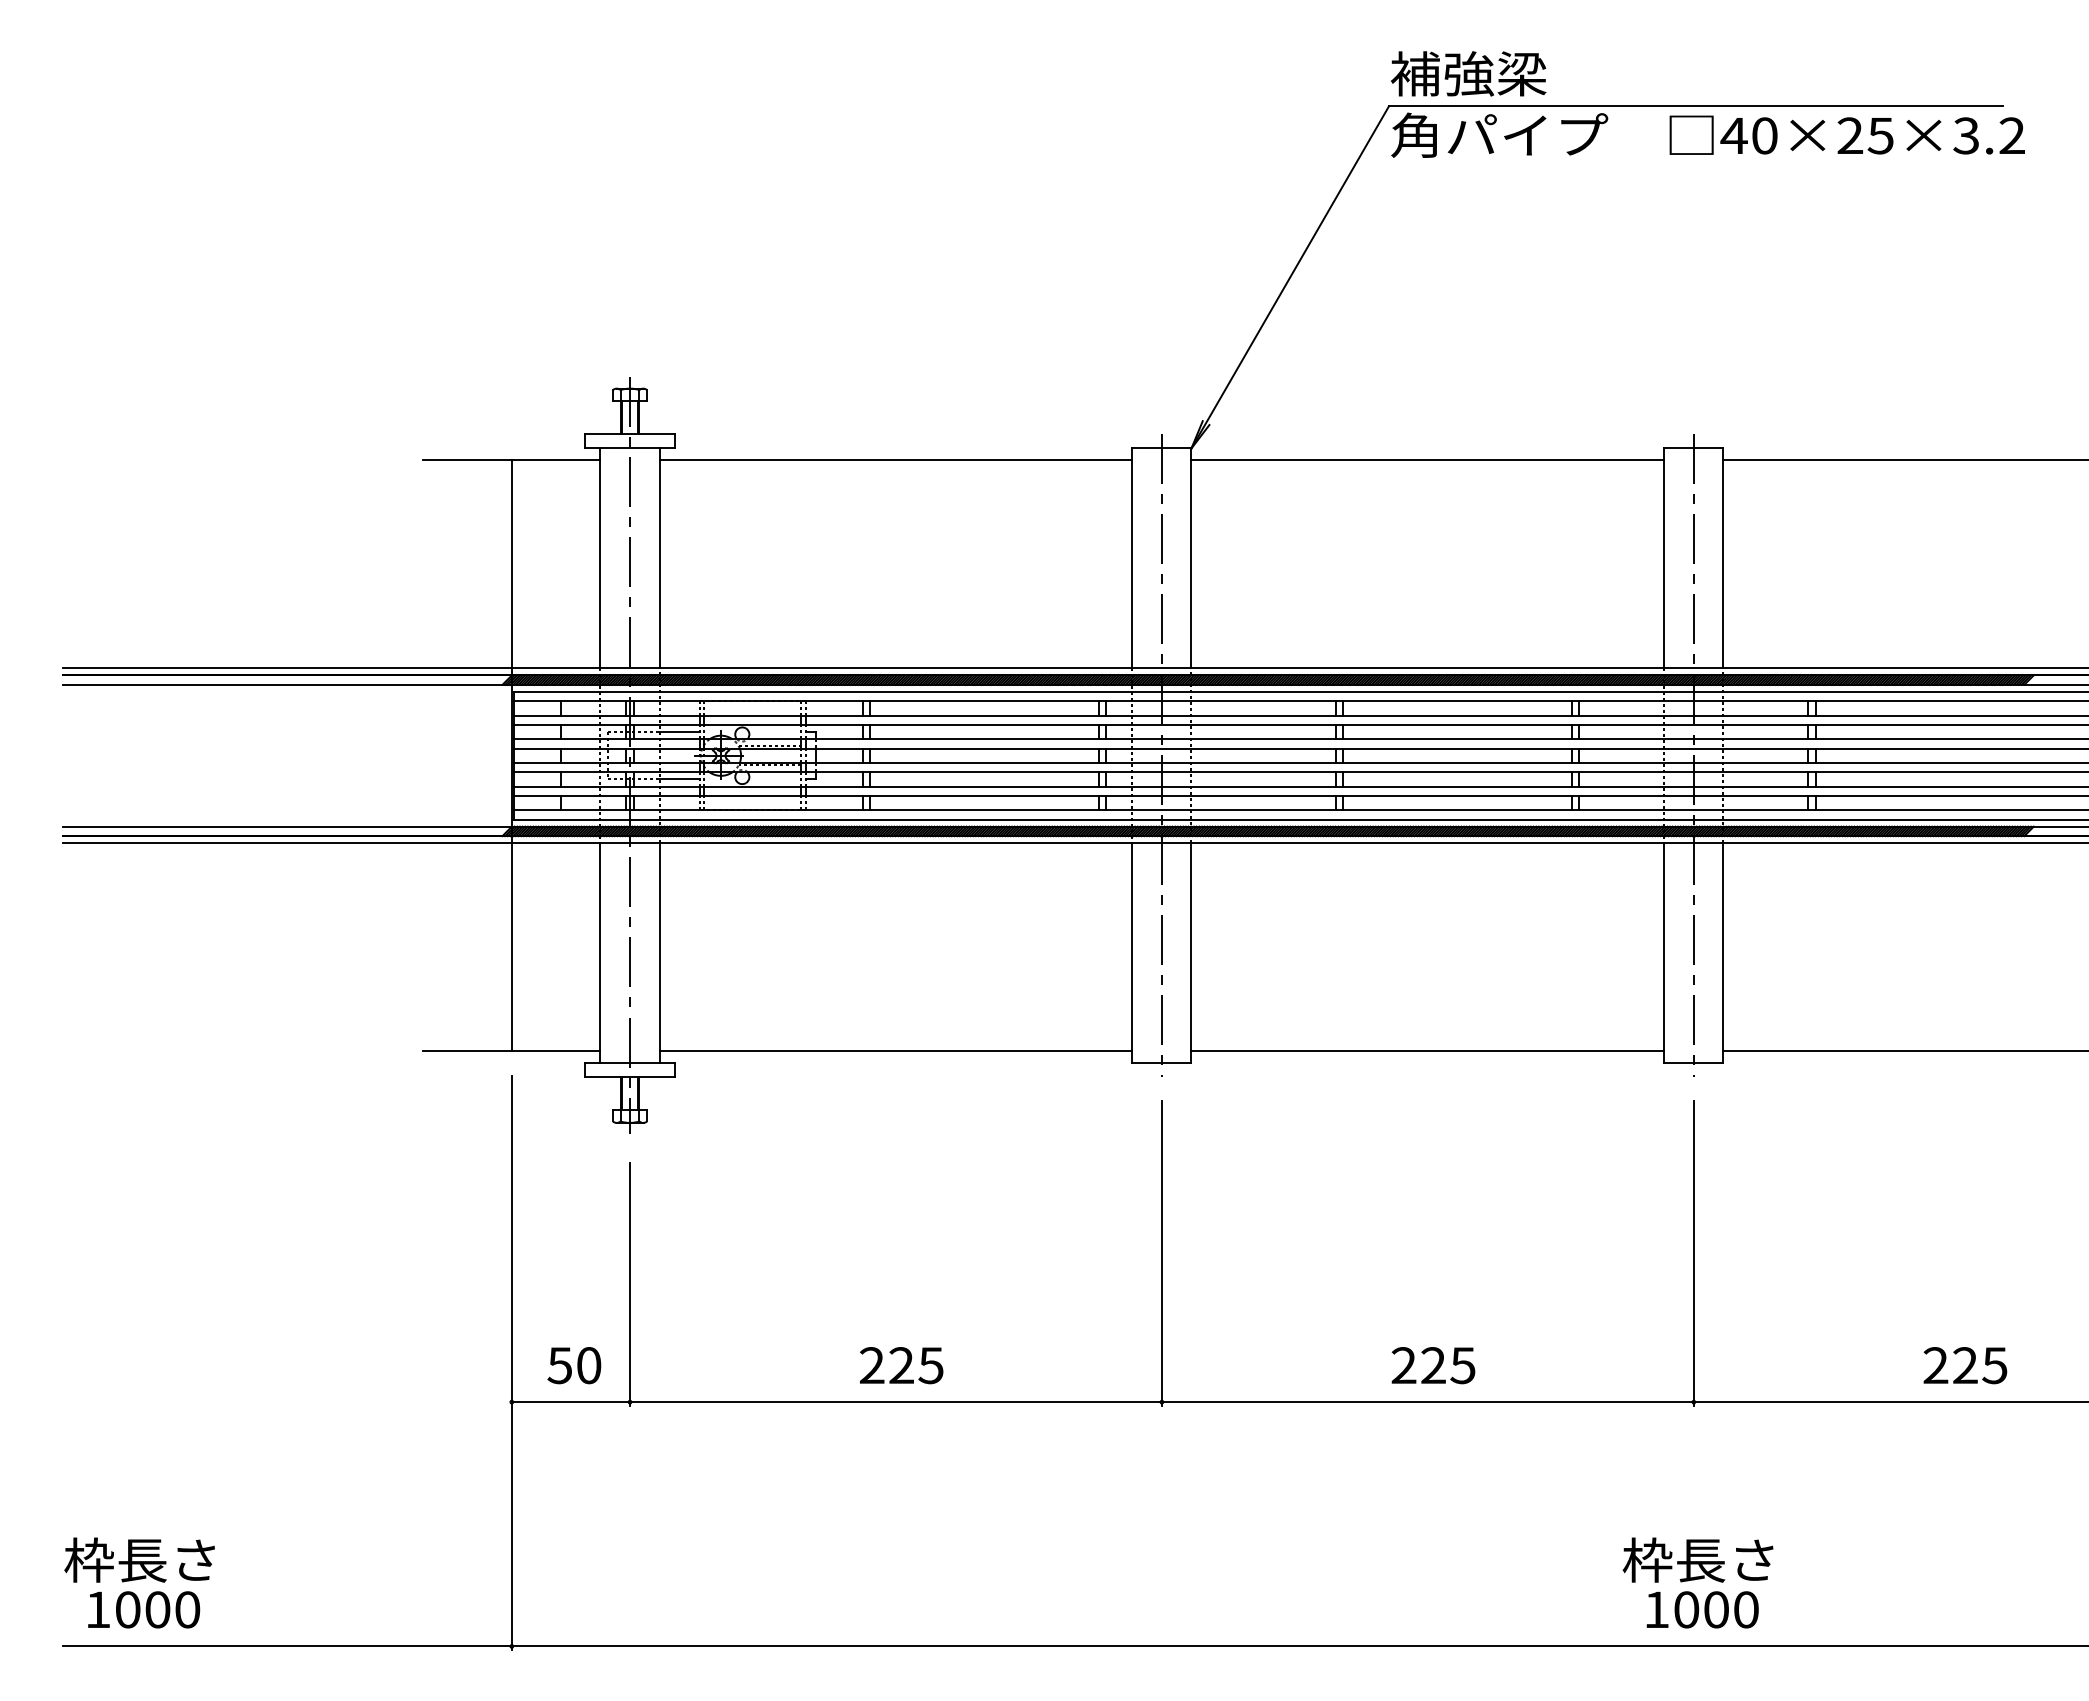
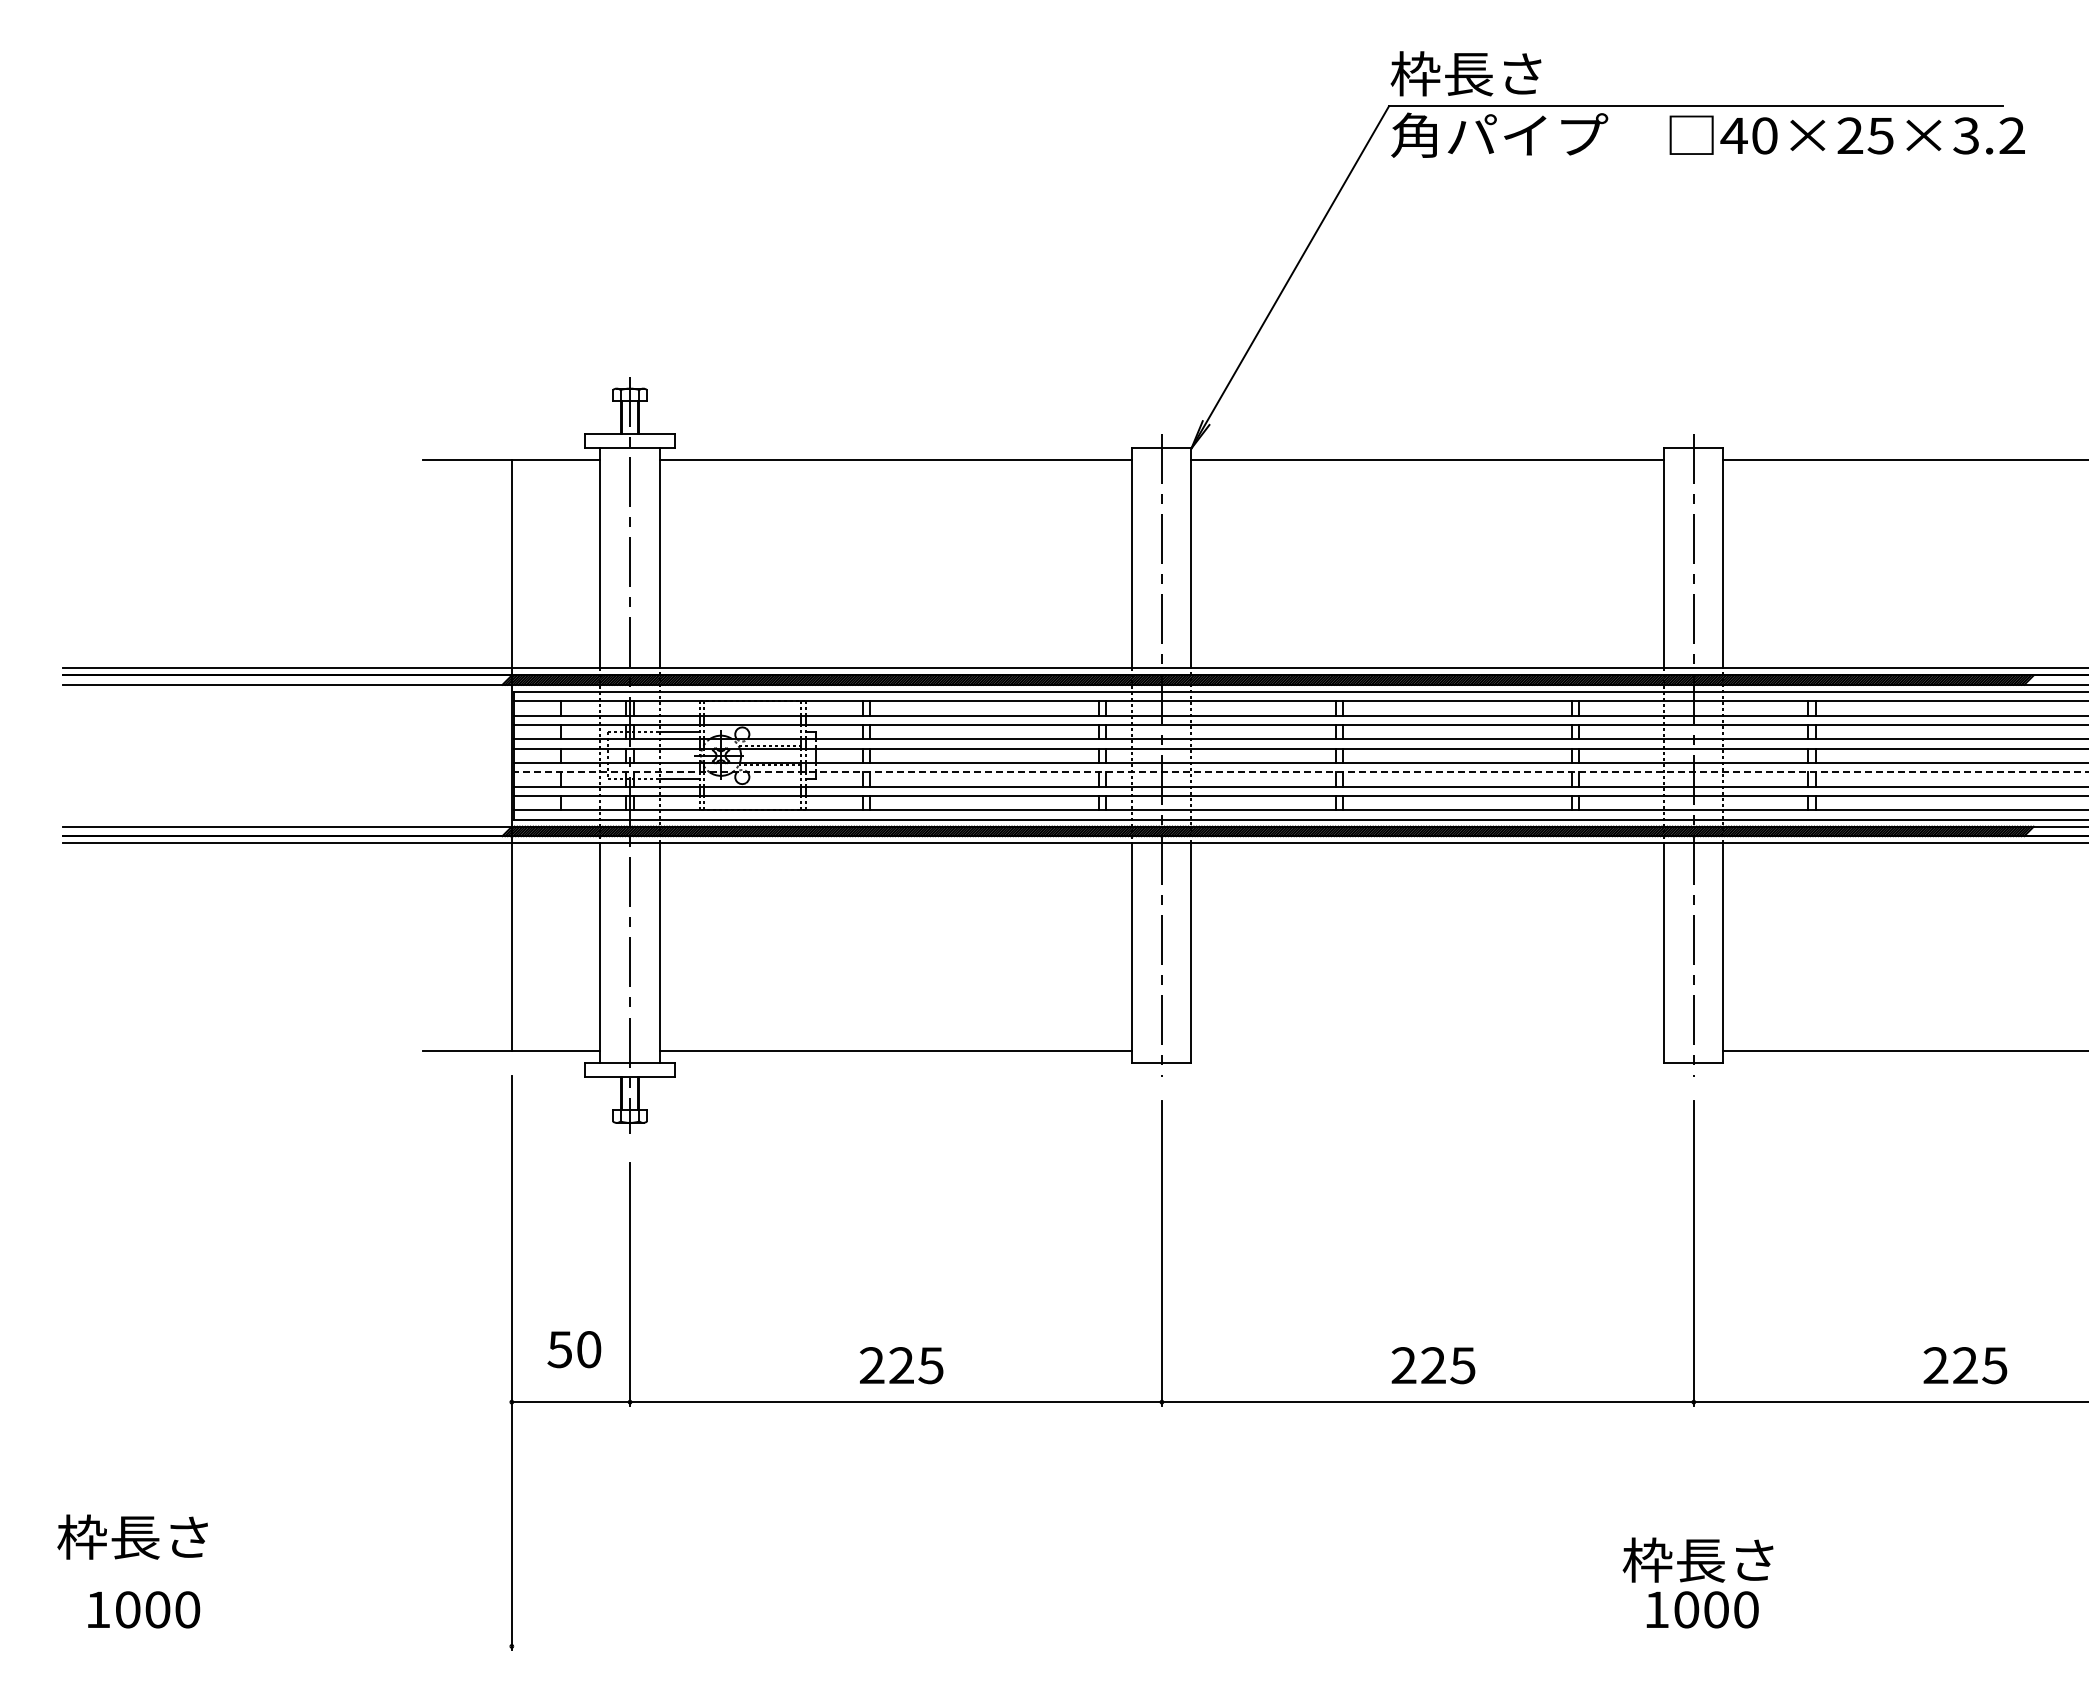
text: 補強梁 -> 枠長さ (1468, 73)
line: solid -> dashed (1300, 772)
line: present -> none (1427, 1051)
text position: (574, 1365) -> (574, 1349) (574, 1349)
text position: (139, 1559) -> (132, 1536) (132, 1536)
line: present -> none (1073, 1646)
